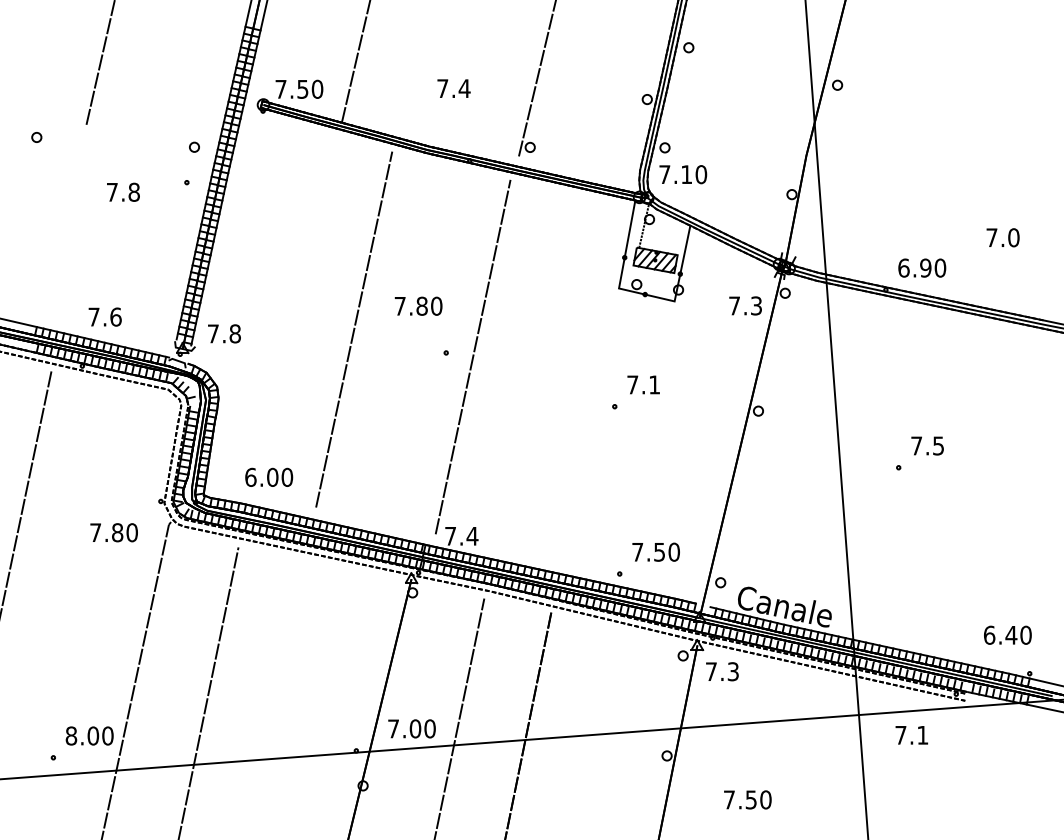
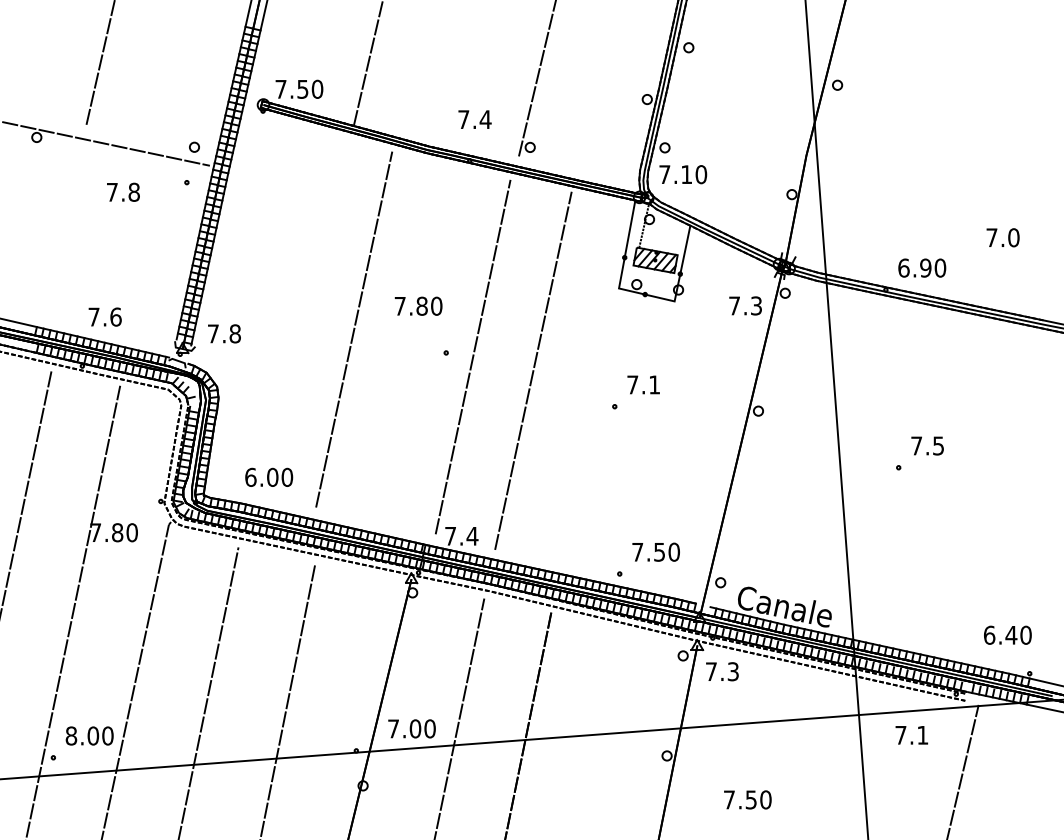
line position: (355, 62) -> (367, 64) (367, 64)
text position: (453, 88) -> (474, 119) (474, 119)
line: none -> present (105, 143)
line: none -> present (533, 370)
line: none -> present (73, 610)
line: none -> present (288, 700)
line: none -> present (962, 770)
